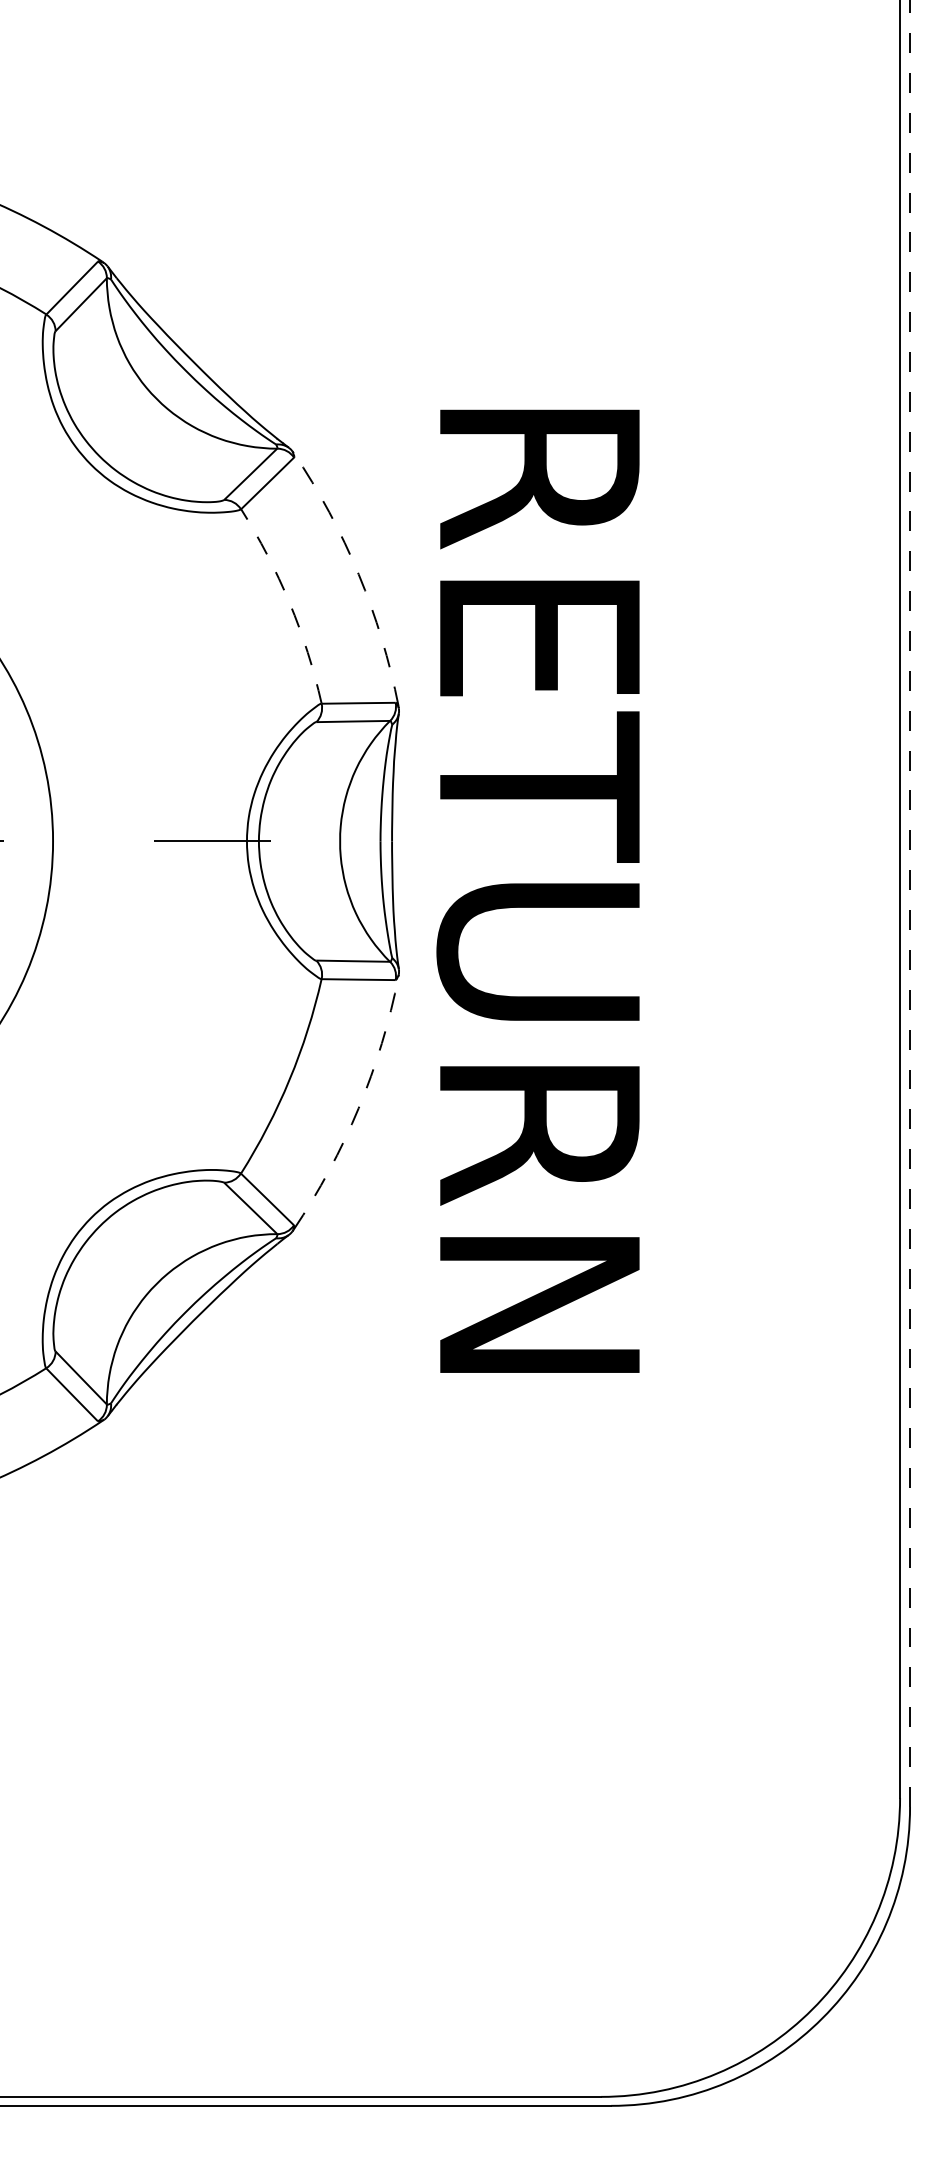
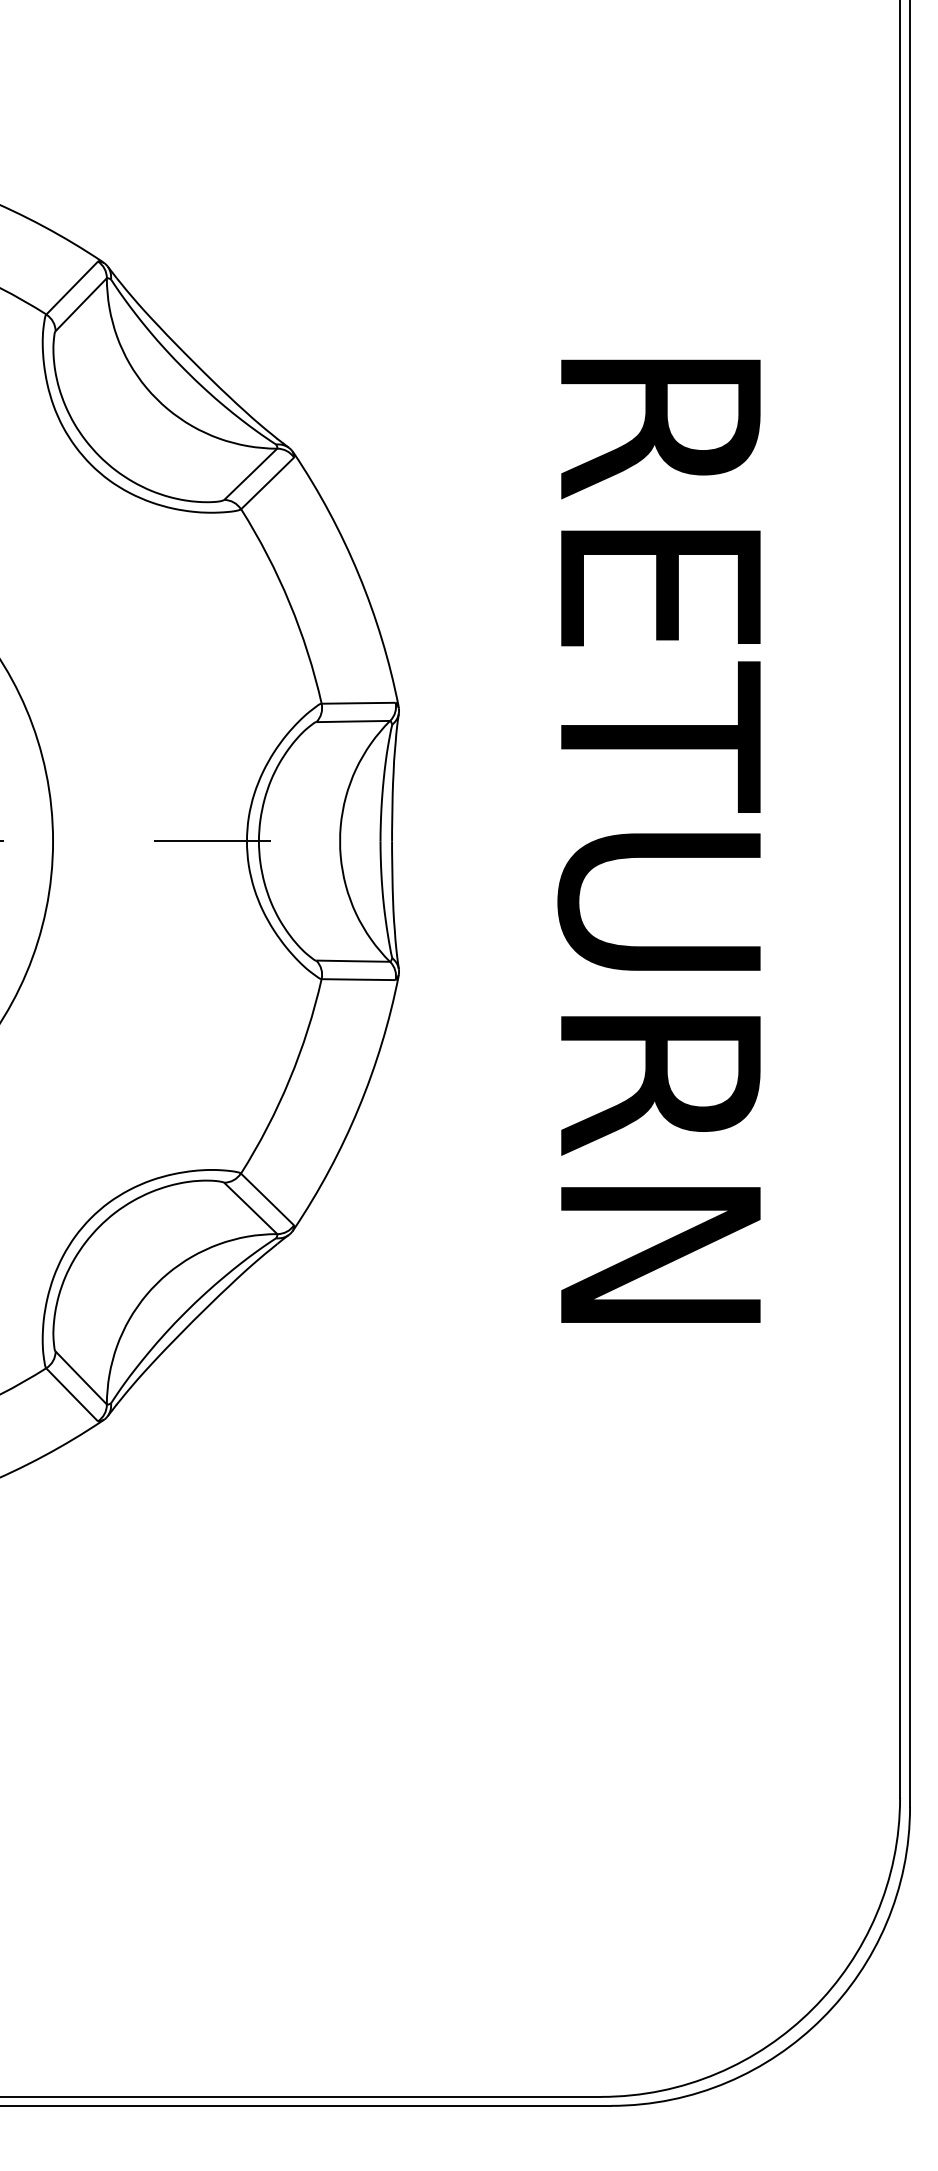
arc: dashed -> solid (358, 574)
arc: dashed -> solid (289, 602)
text position: (537, 890) -> (658, 840) (658, 840)
line: dashed -> solid (910, 902)
arc: dashed -> solid (358, 1108)
